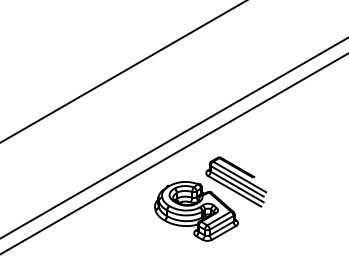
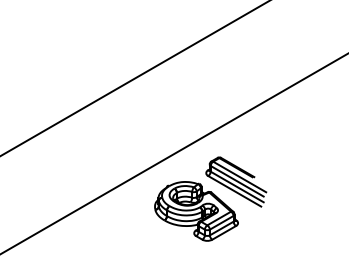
line position: (123, 71) -> (134, 78) (134, 78)
line: present -> none (173, 138)
